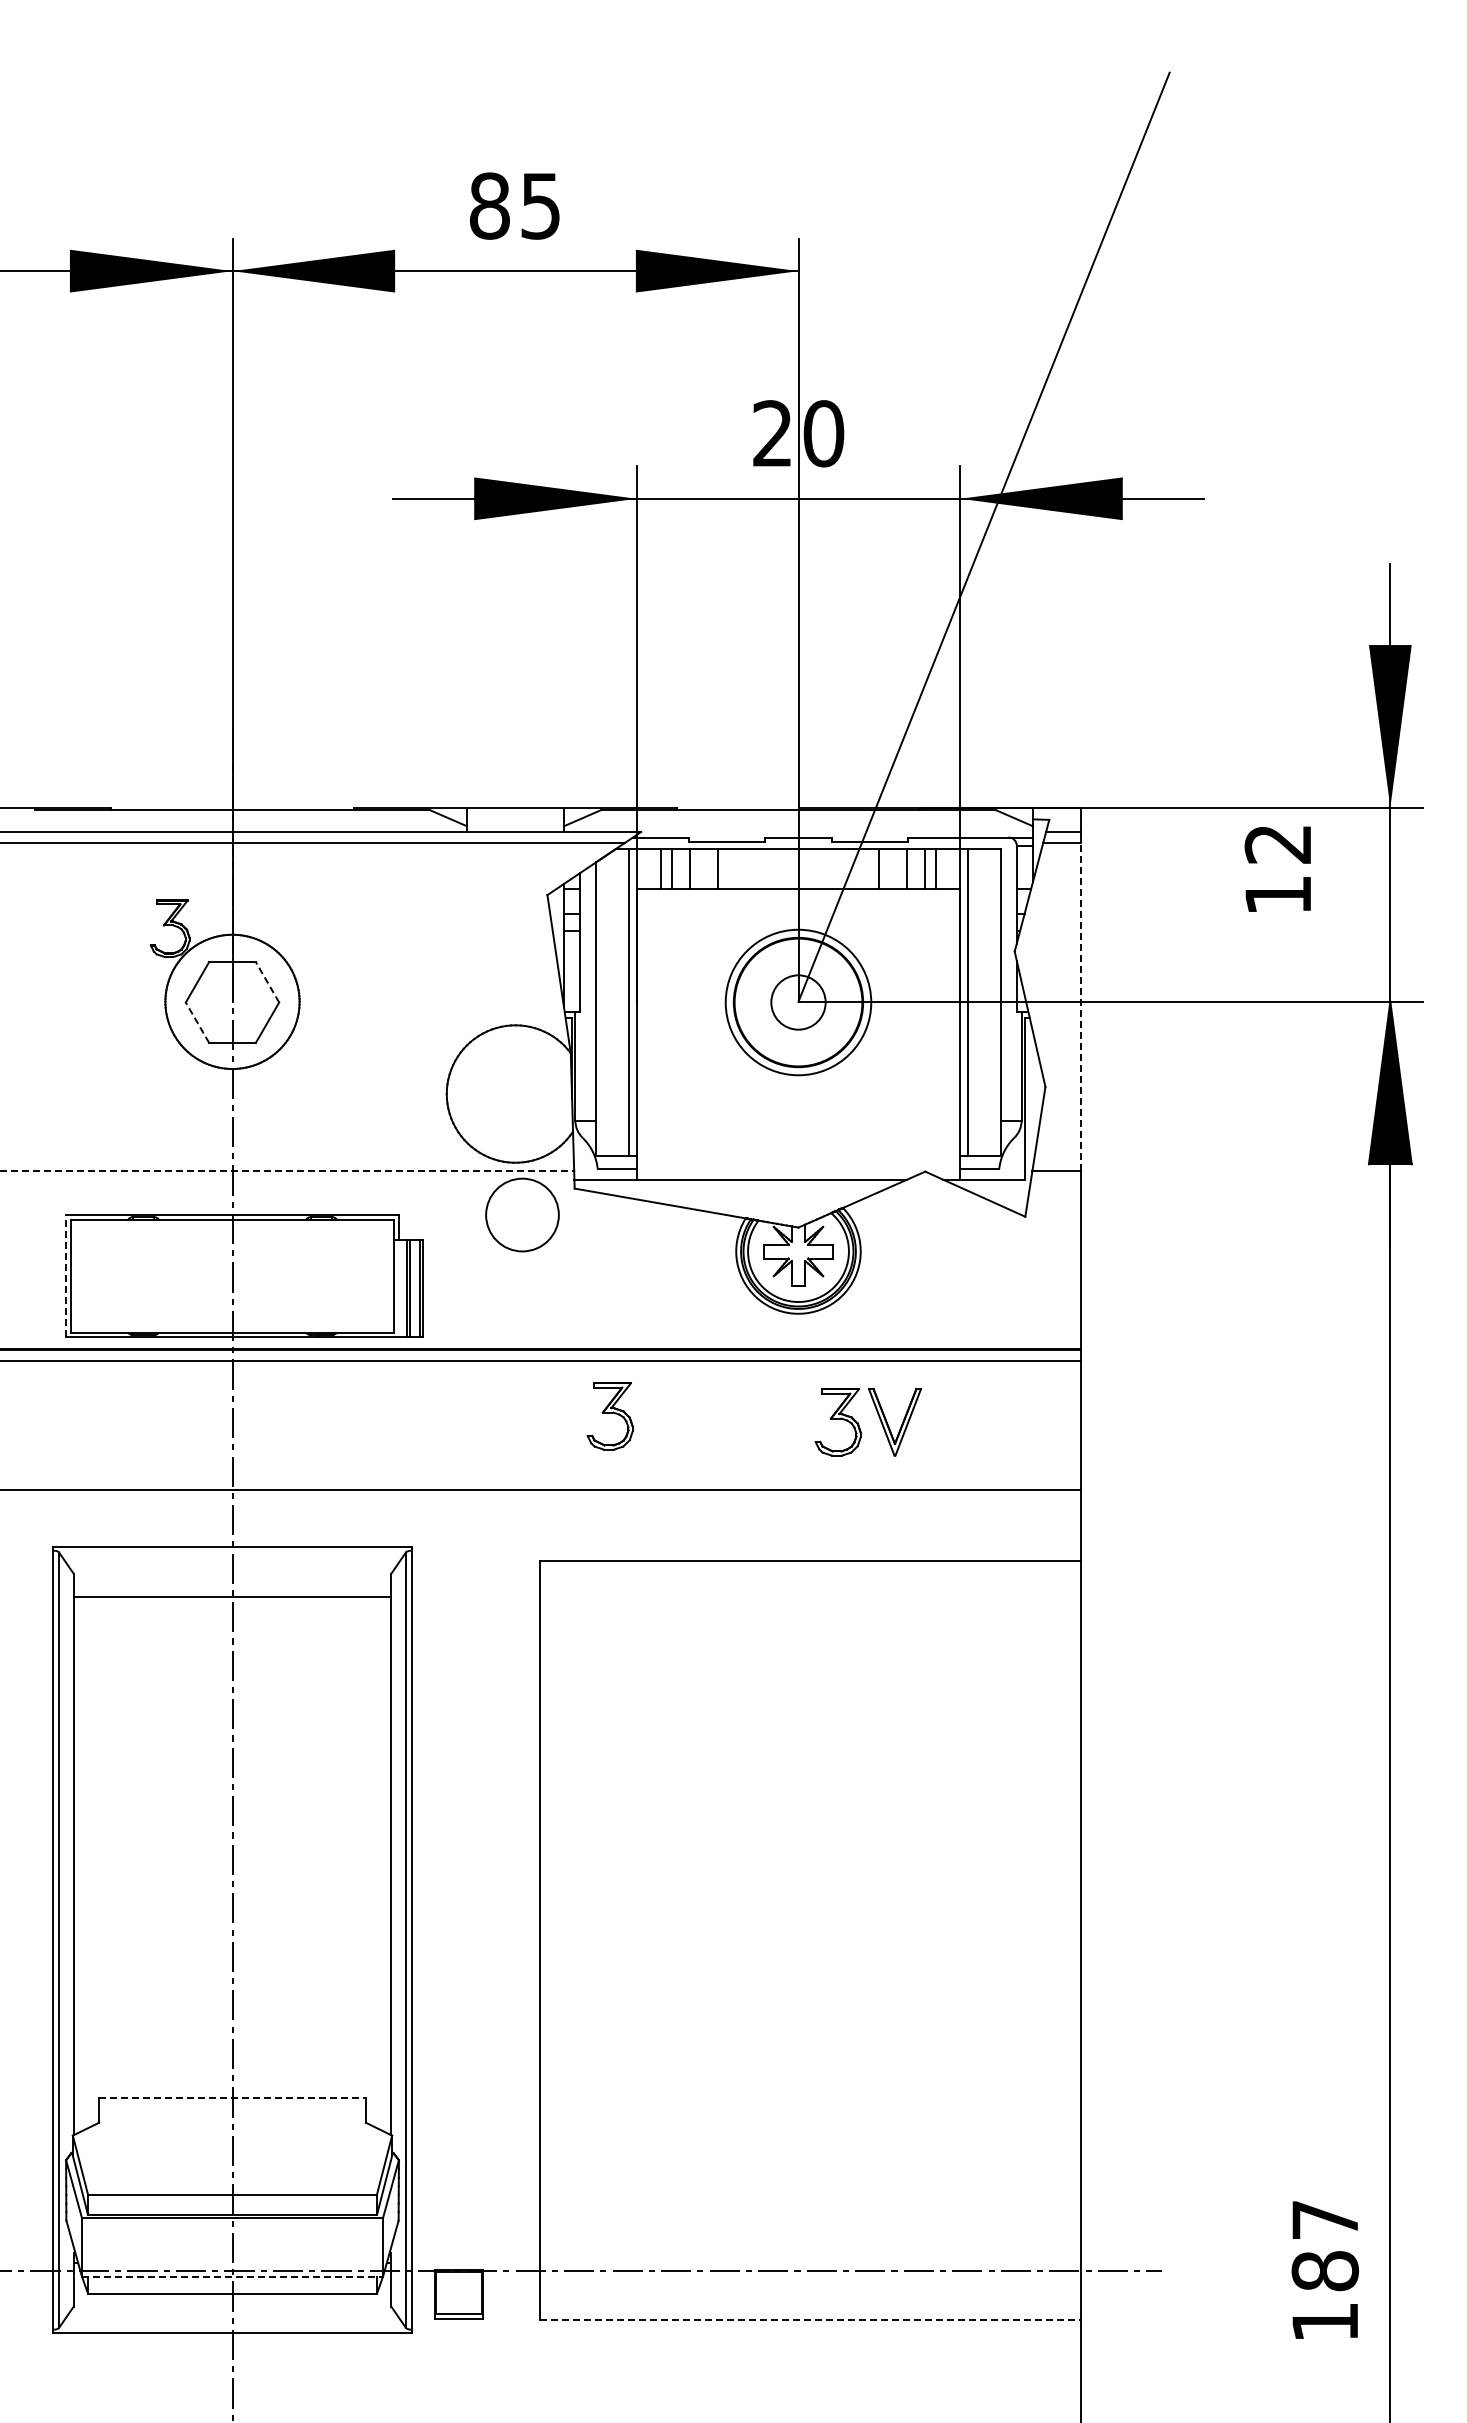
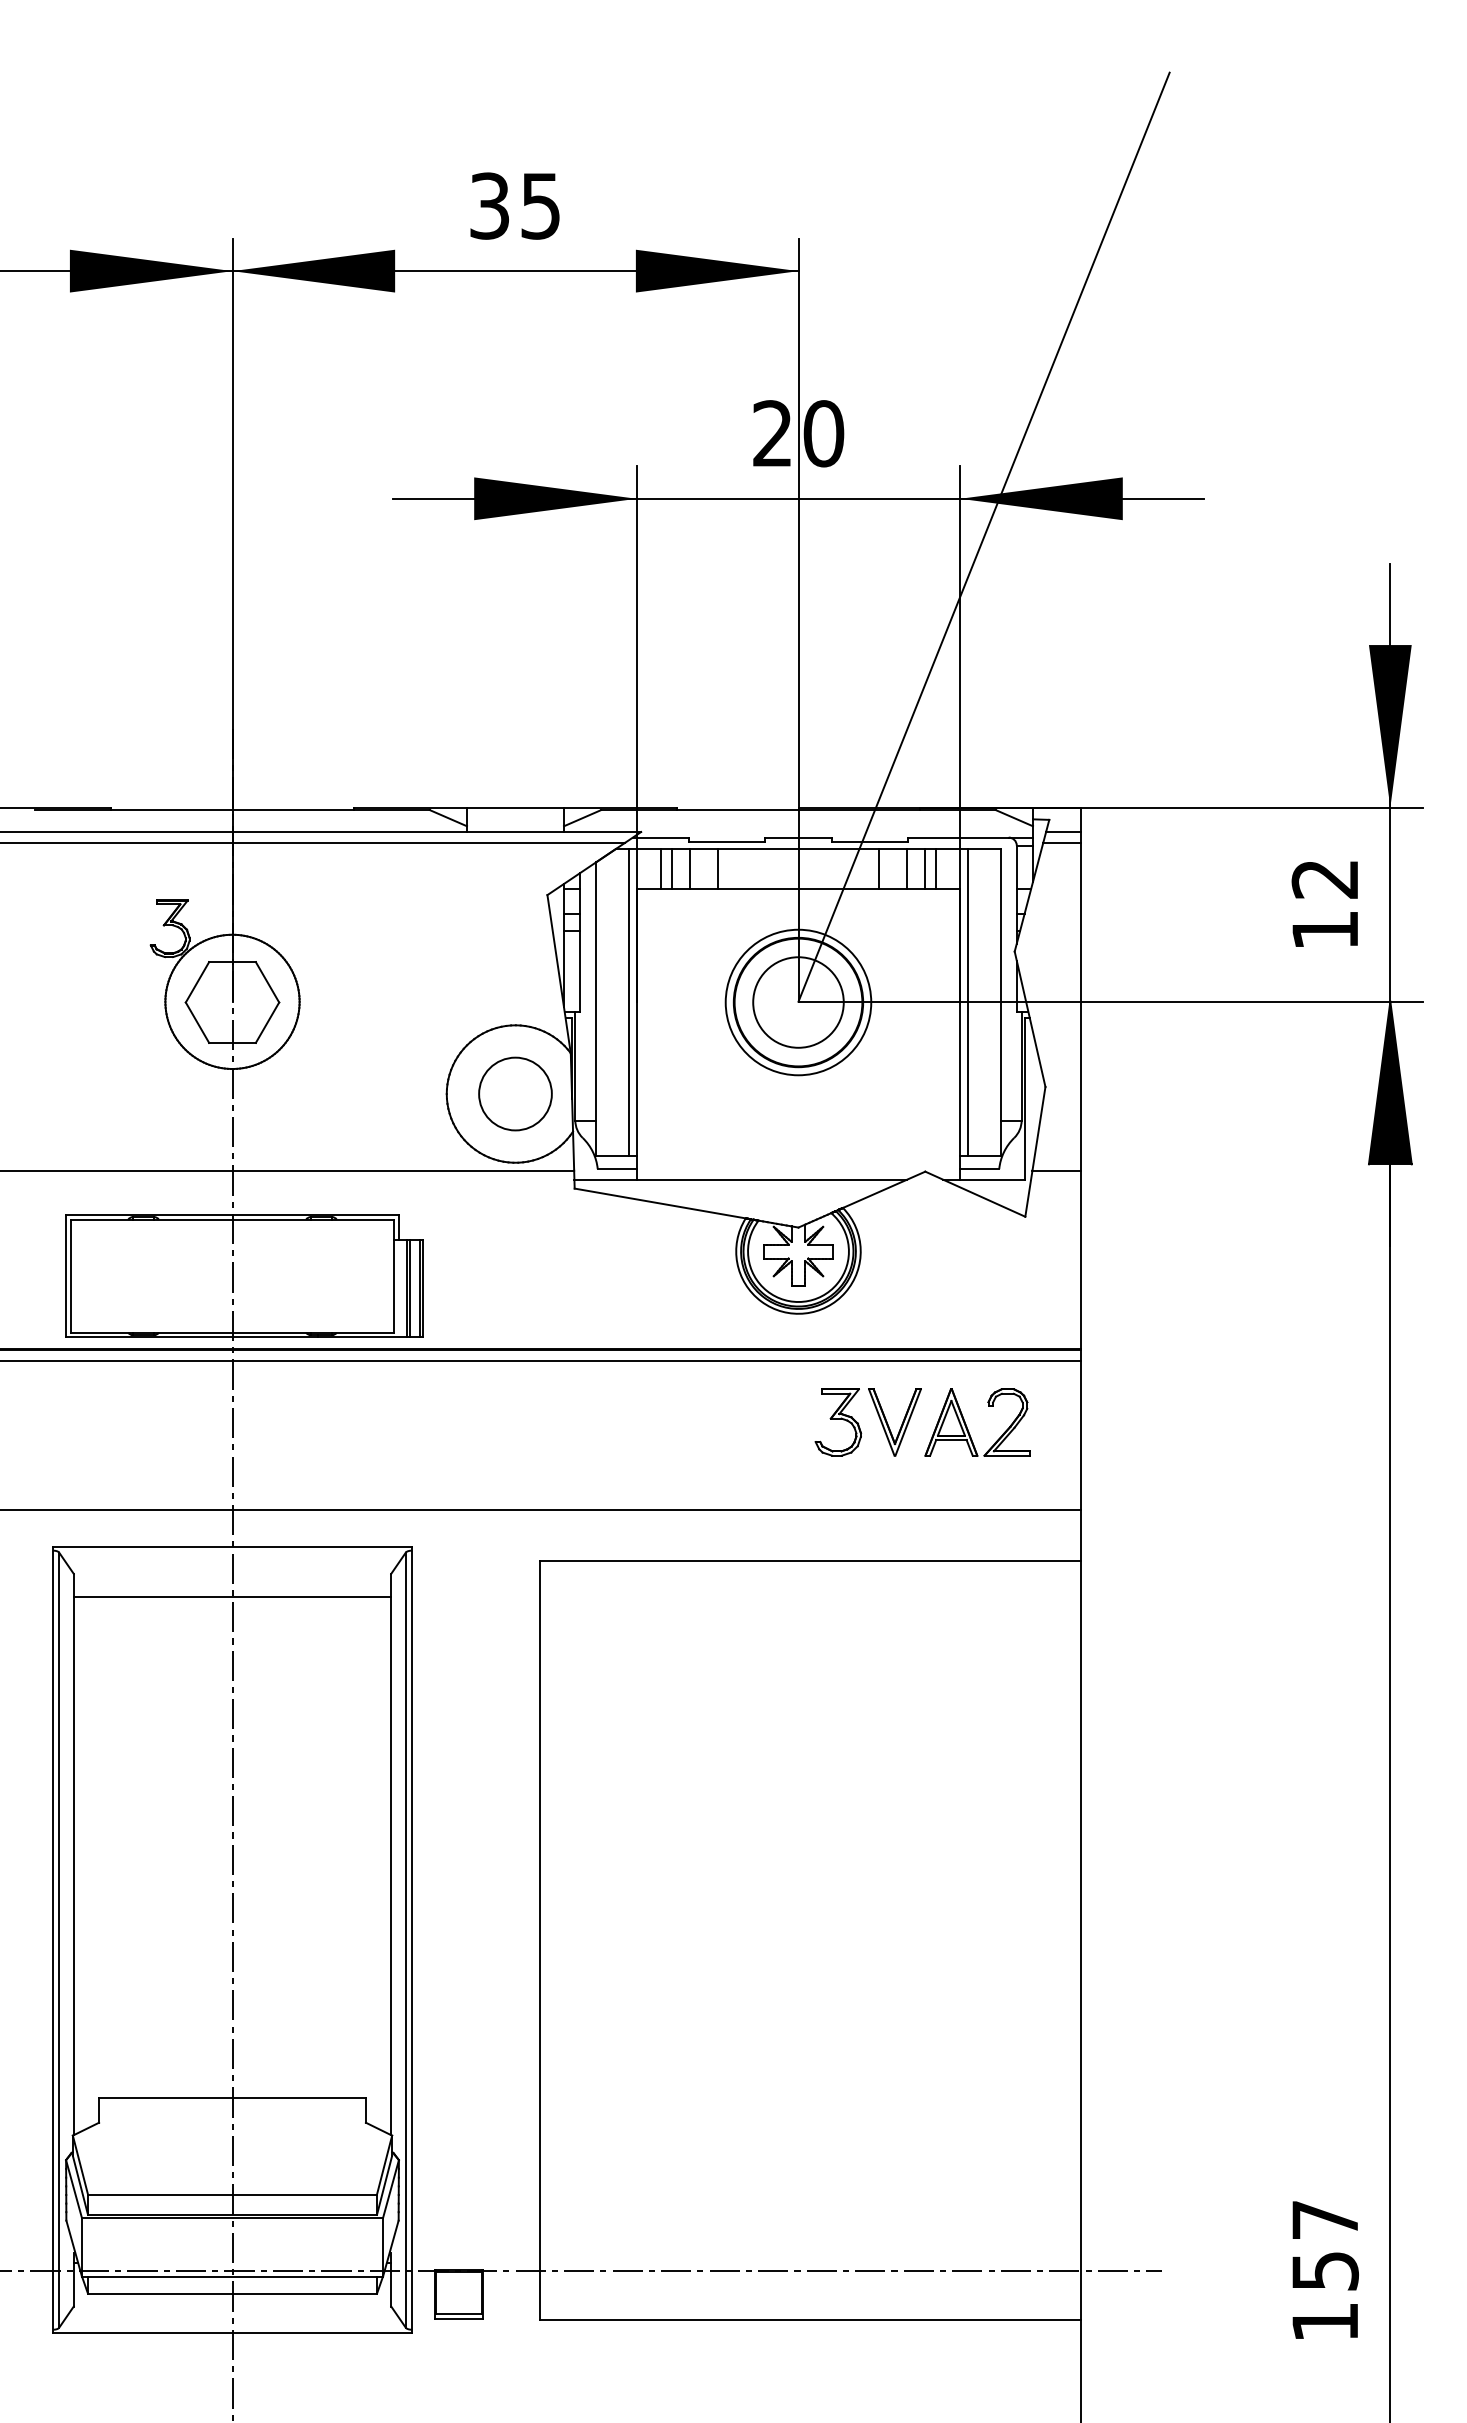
text: 85 -> 35 (489, 205)
text position: (1277, 868) -> (1324, 903) (1324, 903)
line: dashed -> solid (267, 981)
circle diameter: 54 px -> 91 px (798, 1002)
line: dashed -> solid (1081, 1006)
line: dashed -> solid (197, 1022)
line: dashed -> solid (287, 1170)
circle position: (522, 1214) -> (515, 1093) (515, 1093)
line: dashed -> solid (65, 1276)
part: present -> none (610, 1416)
part: none -> present (967, 1426)
line position: (541, 1490) -> (541, 1510) (541, 1510)
line: dashed -> solid (233, 2097)
text: 187 -> 157 (1324, 2271)
line: dashed -> solid (232, 2276)
line: dashed -> solid (810, 2319)
